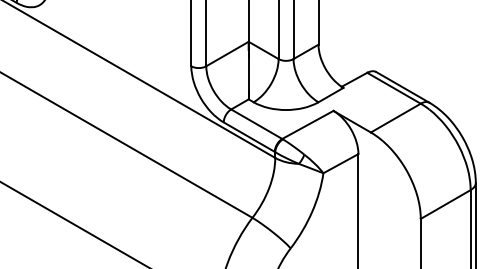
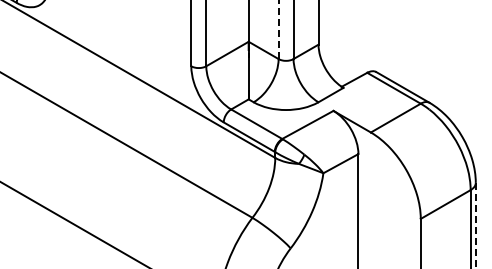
line: solid -> dashed (278, 29)
line: solid -> dashed (475, 225)
